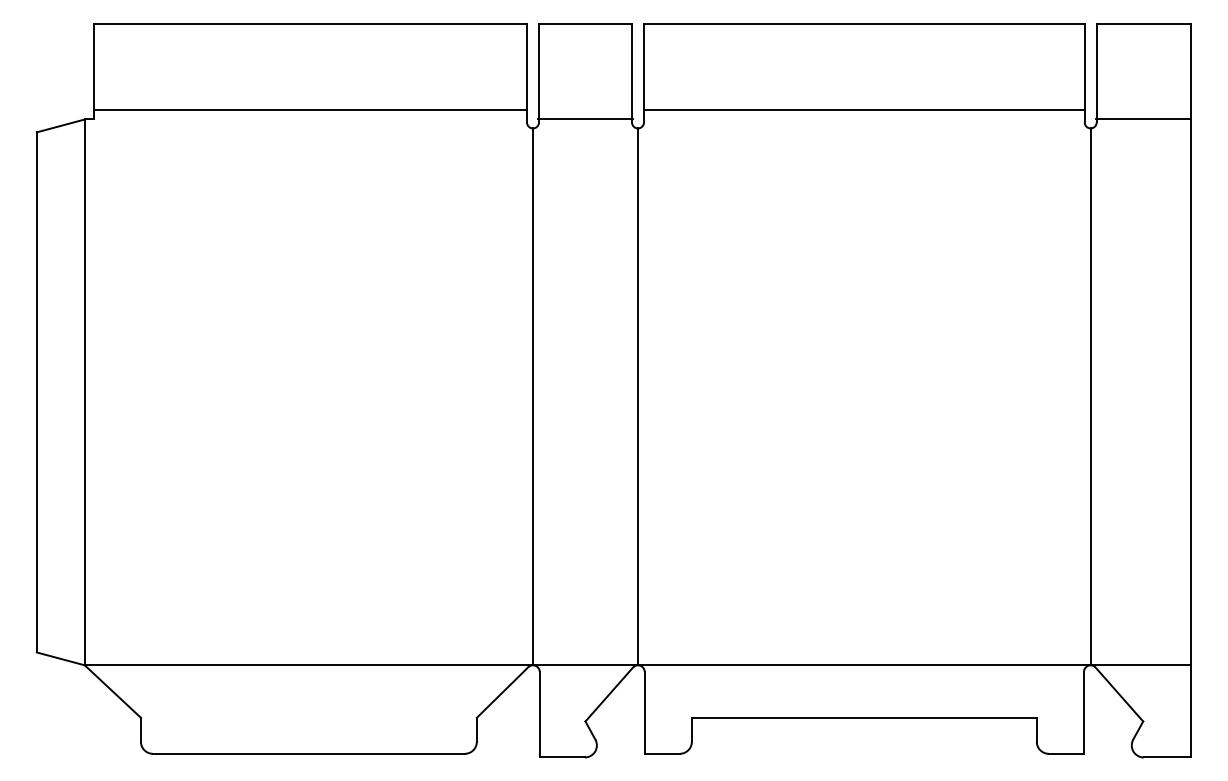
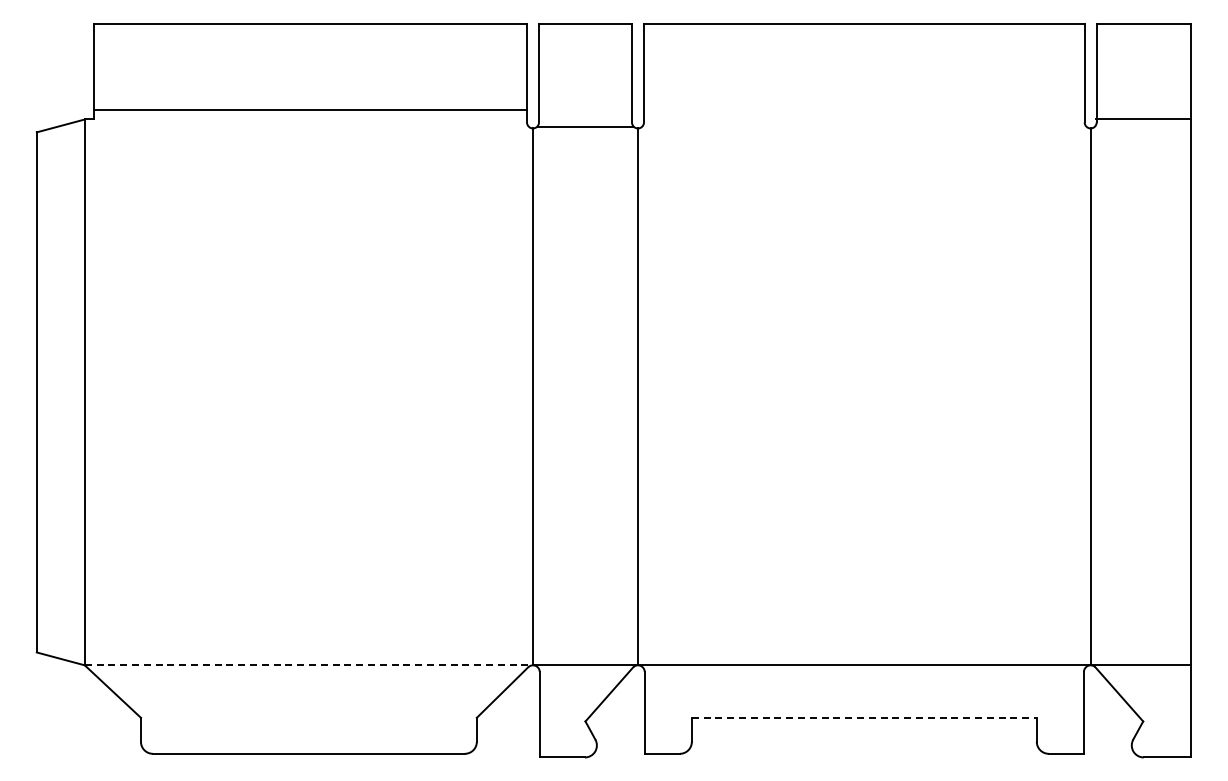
line: present -> none (864, 110)
line position: (585, 119) -> (585, 127) (585, 127)
line: solid -> dashed (309, 665)
line: solid -> dashed (864, 717)
